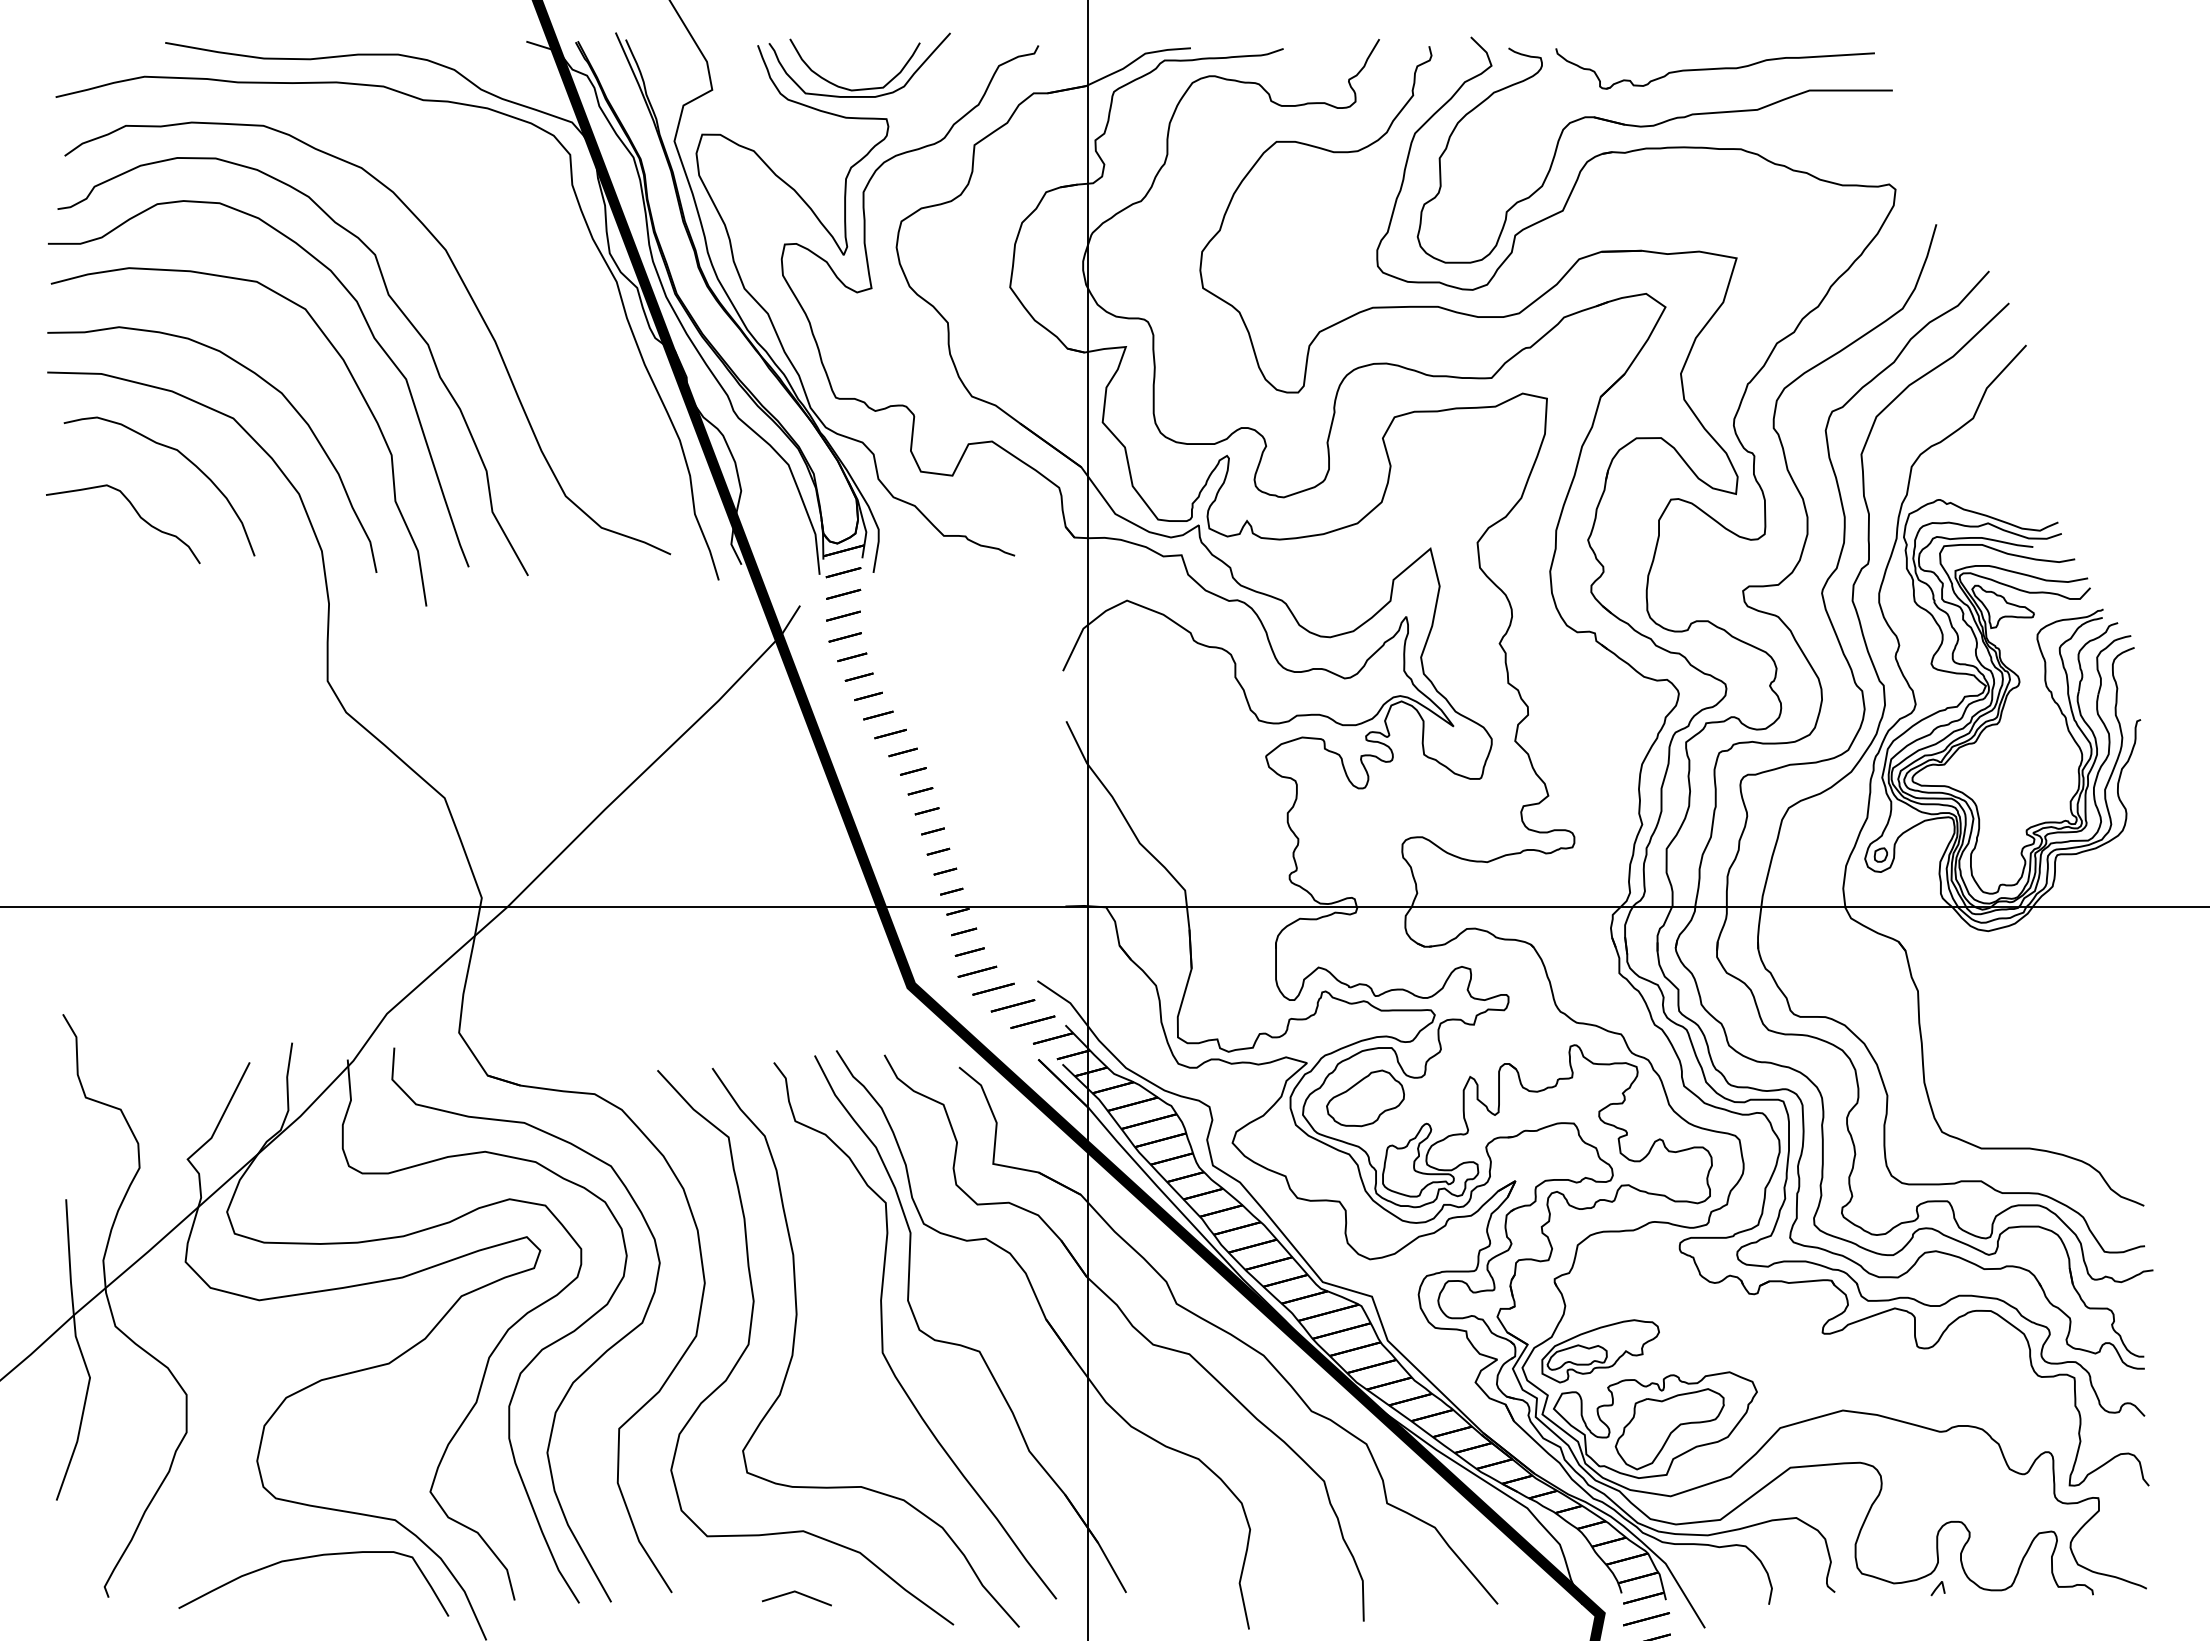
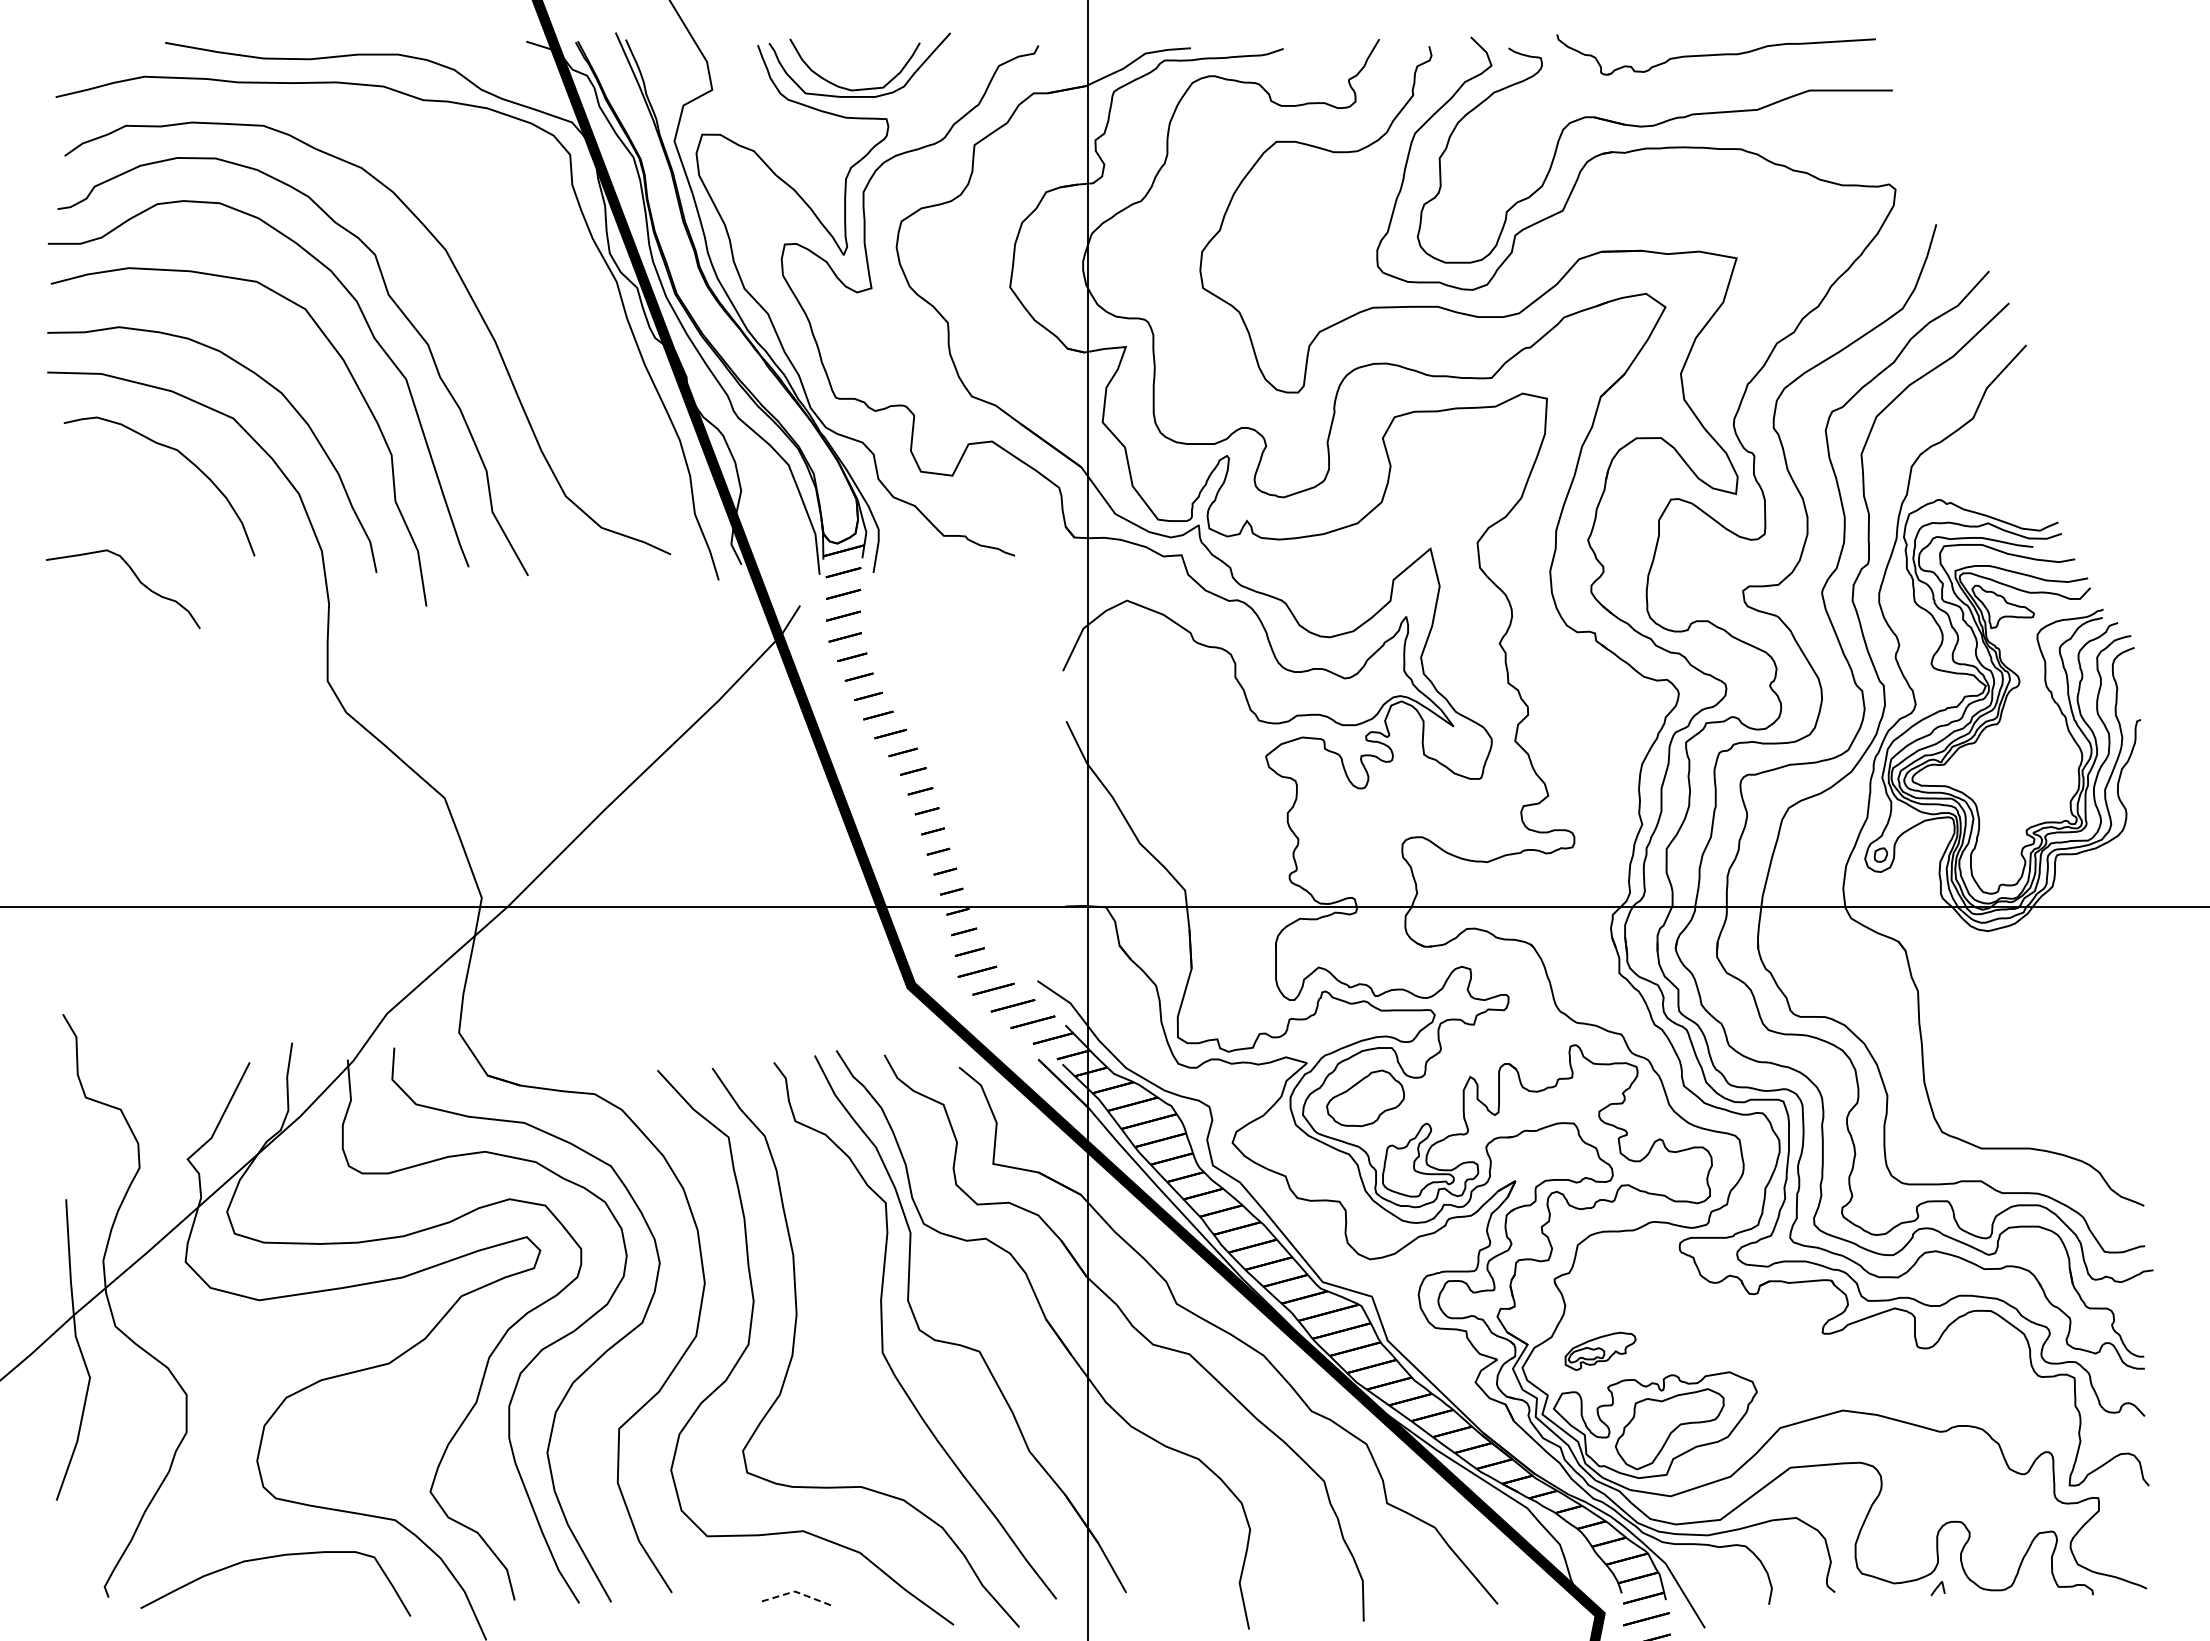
part position: (1714, 68) -> (1715, 54) (1715, 54)
curve position: (138, 516) -> (138, 581) (138, 581)
part size: 119x65 px -> 73x40 px (1600, 1350)
curve position: (308, 1558) -> (270, 1558) (270, 1558)
line: solid -> dashed (796, 1592)
